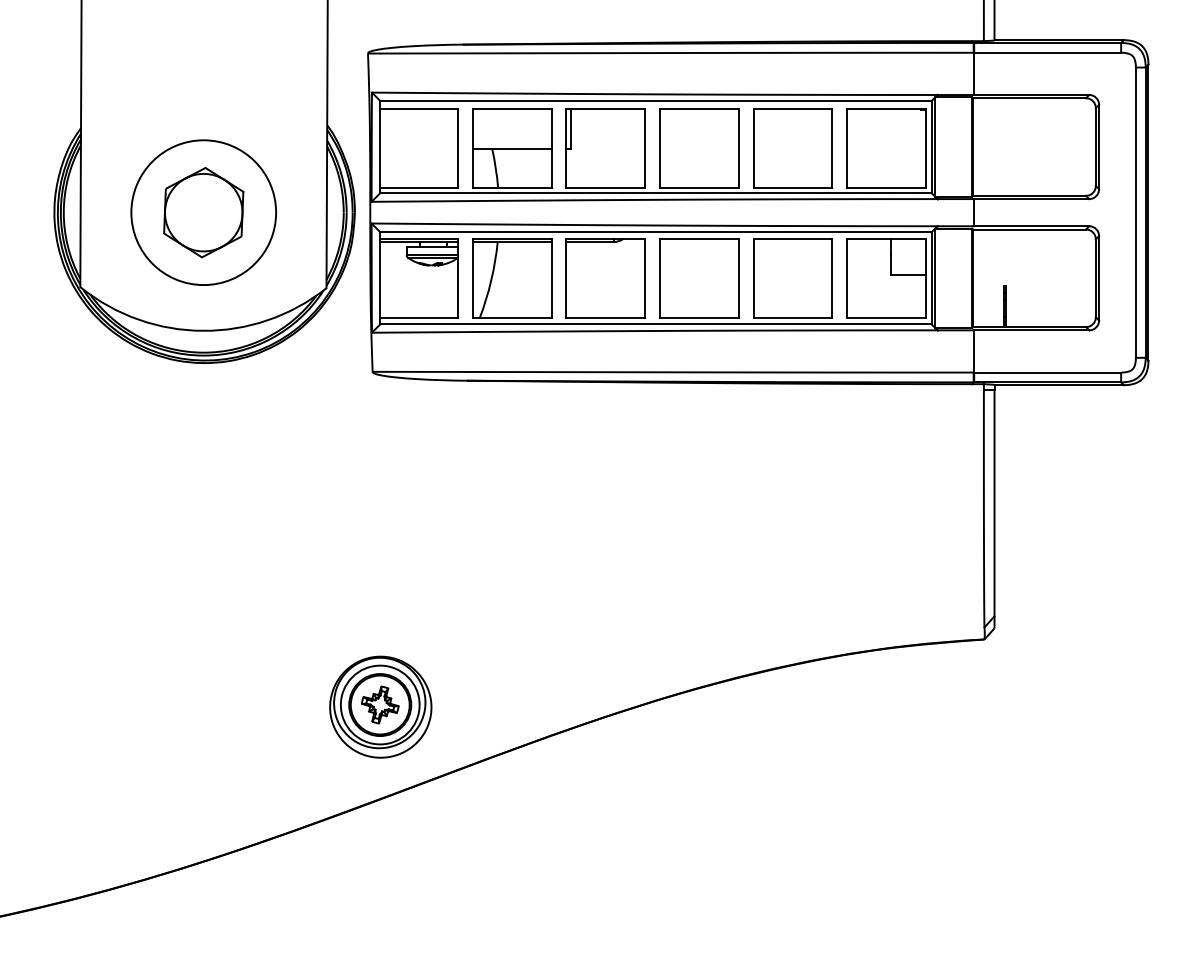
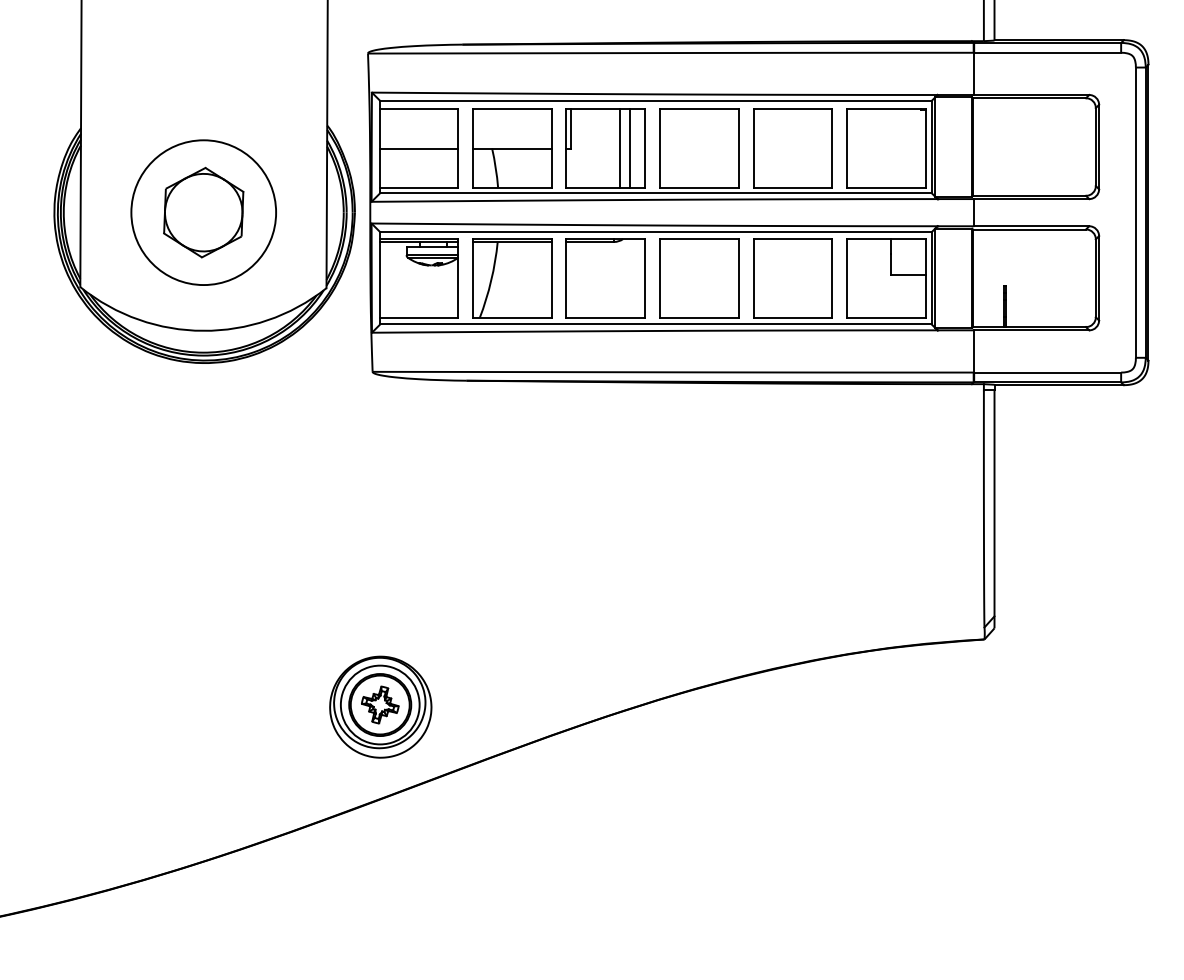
line: none -> present (620, 147)
line: none -> present (629, 147)
line: none -> present (419, 148)
